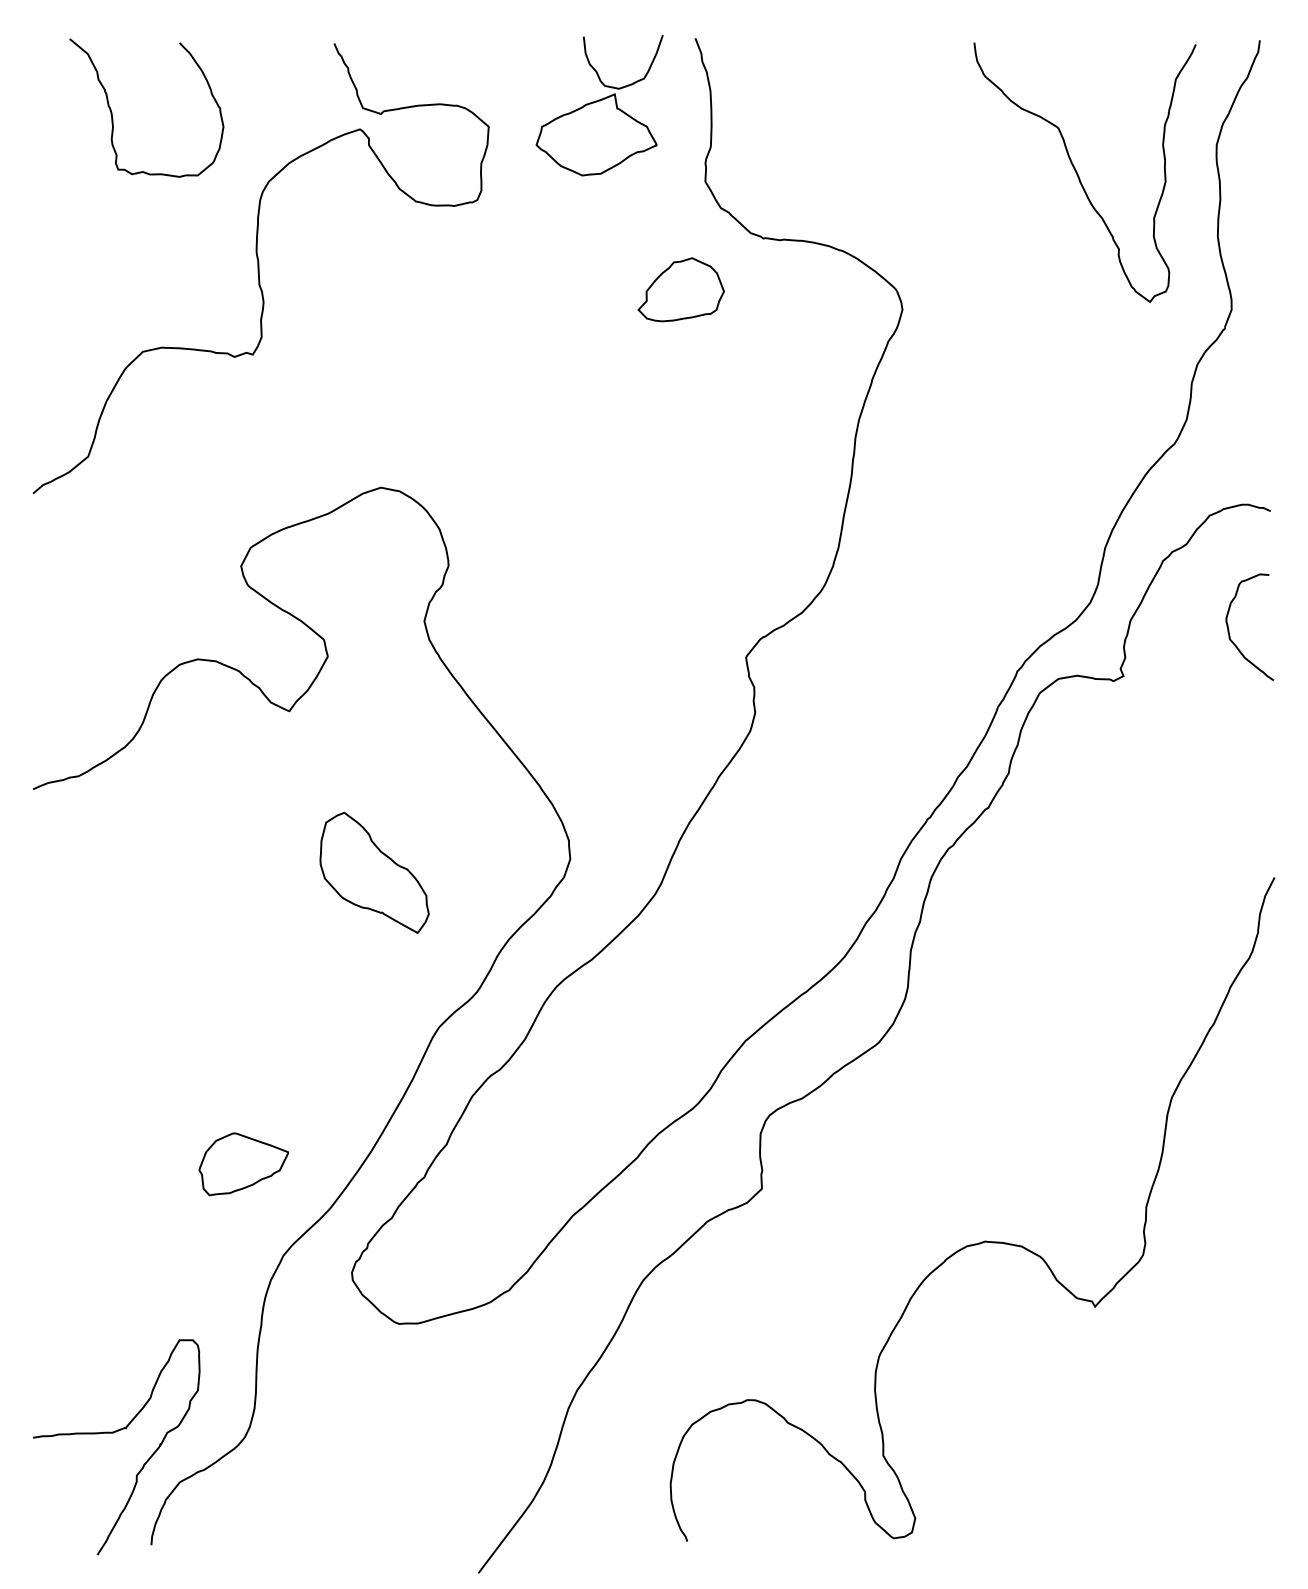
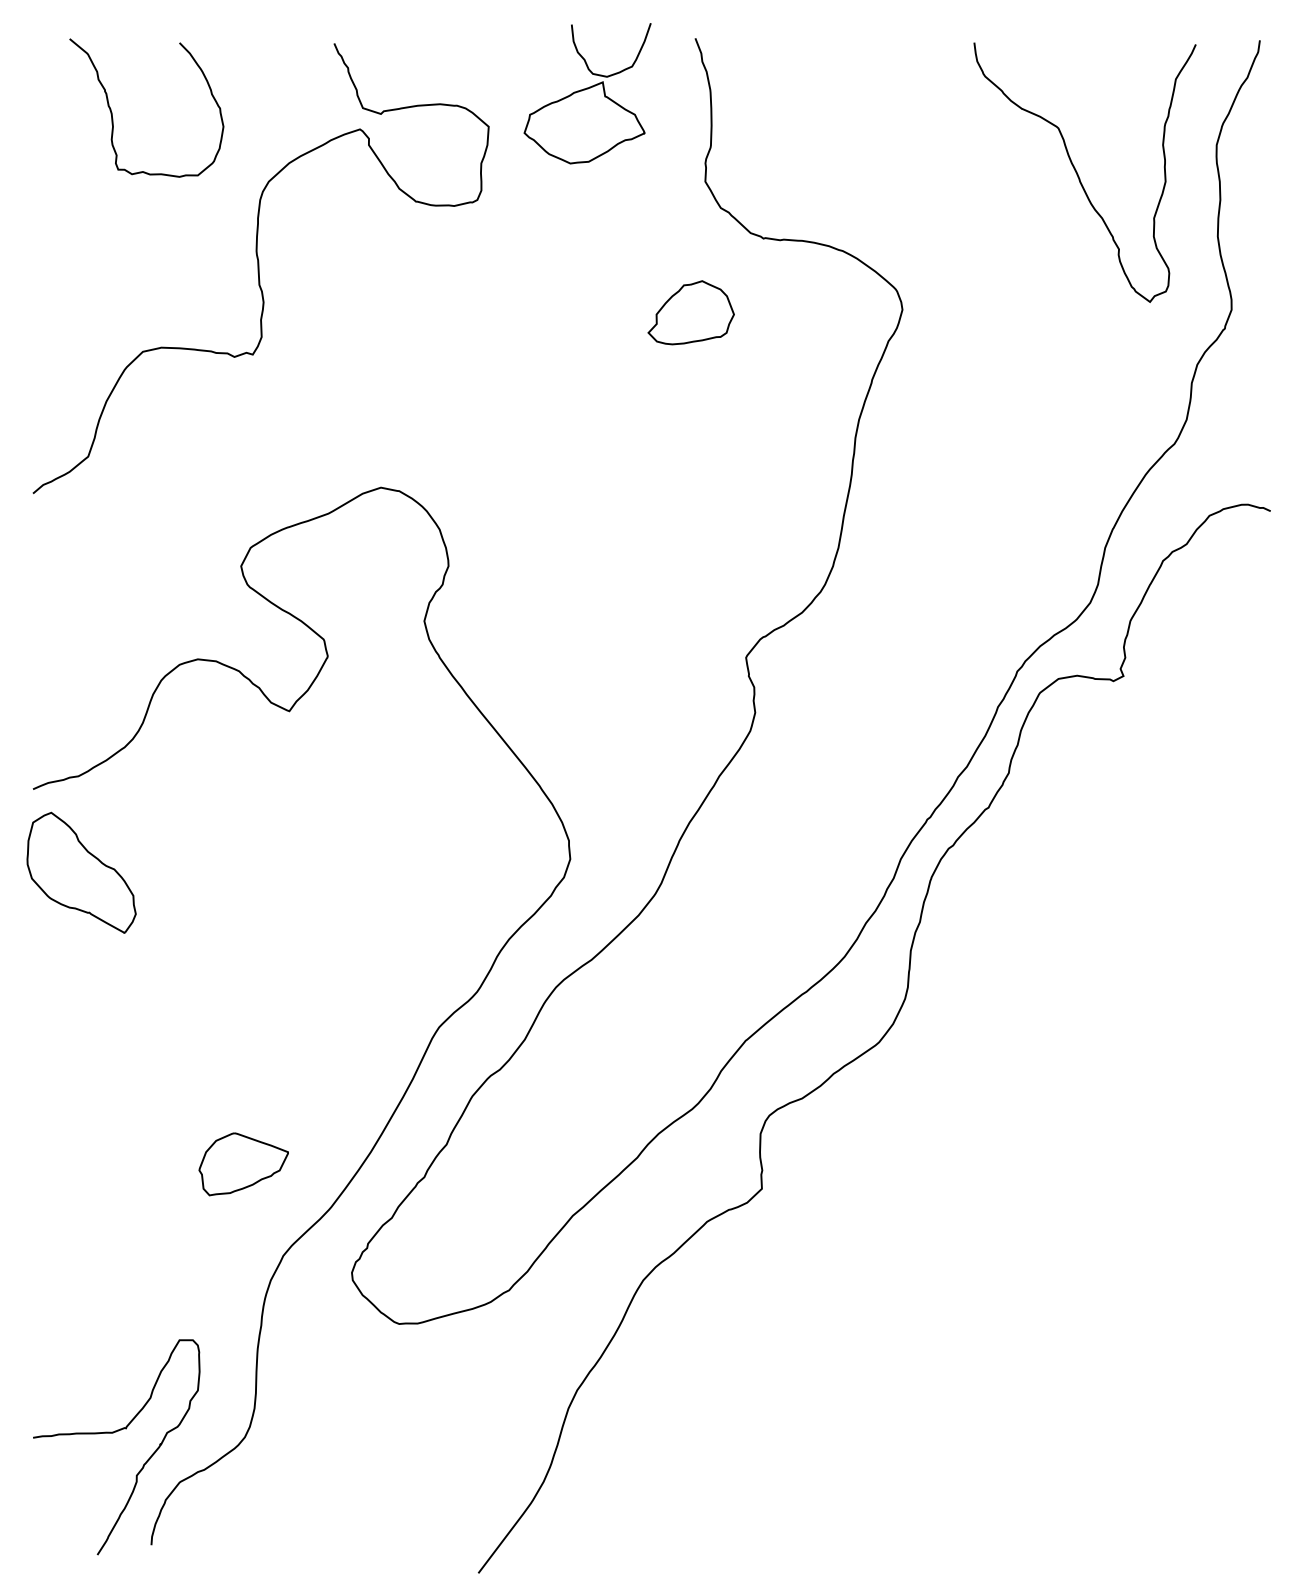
part position: (599, 105) -> (587, 93) (587, 93)
part position: (680, 289) -> (690, 312) (690, 312)
curve: present -> none (1229, 629)
part position: (374, 872) -> (81, 872) (81, 872)
curve: present -> none (984, 1240)
